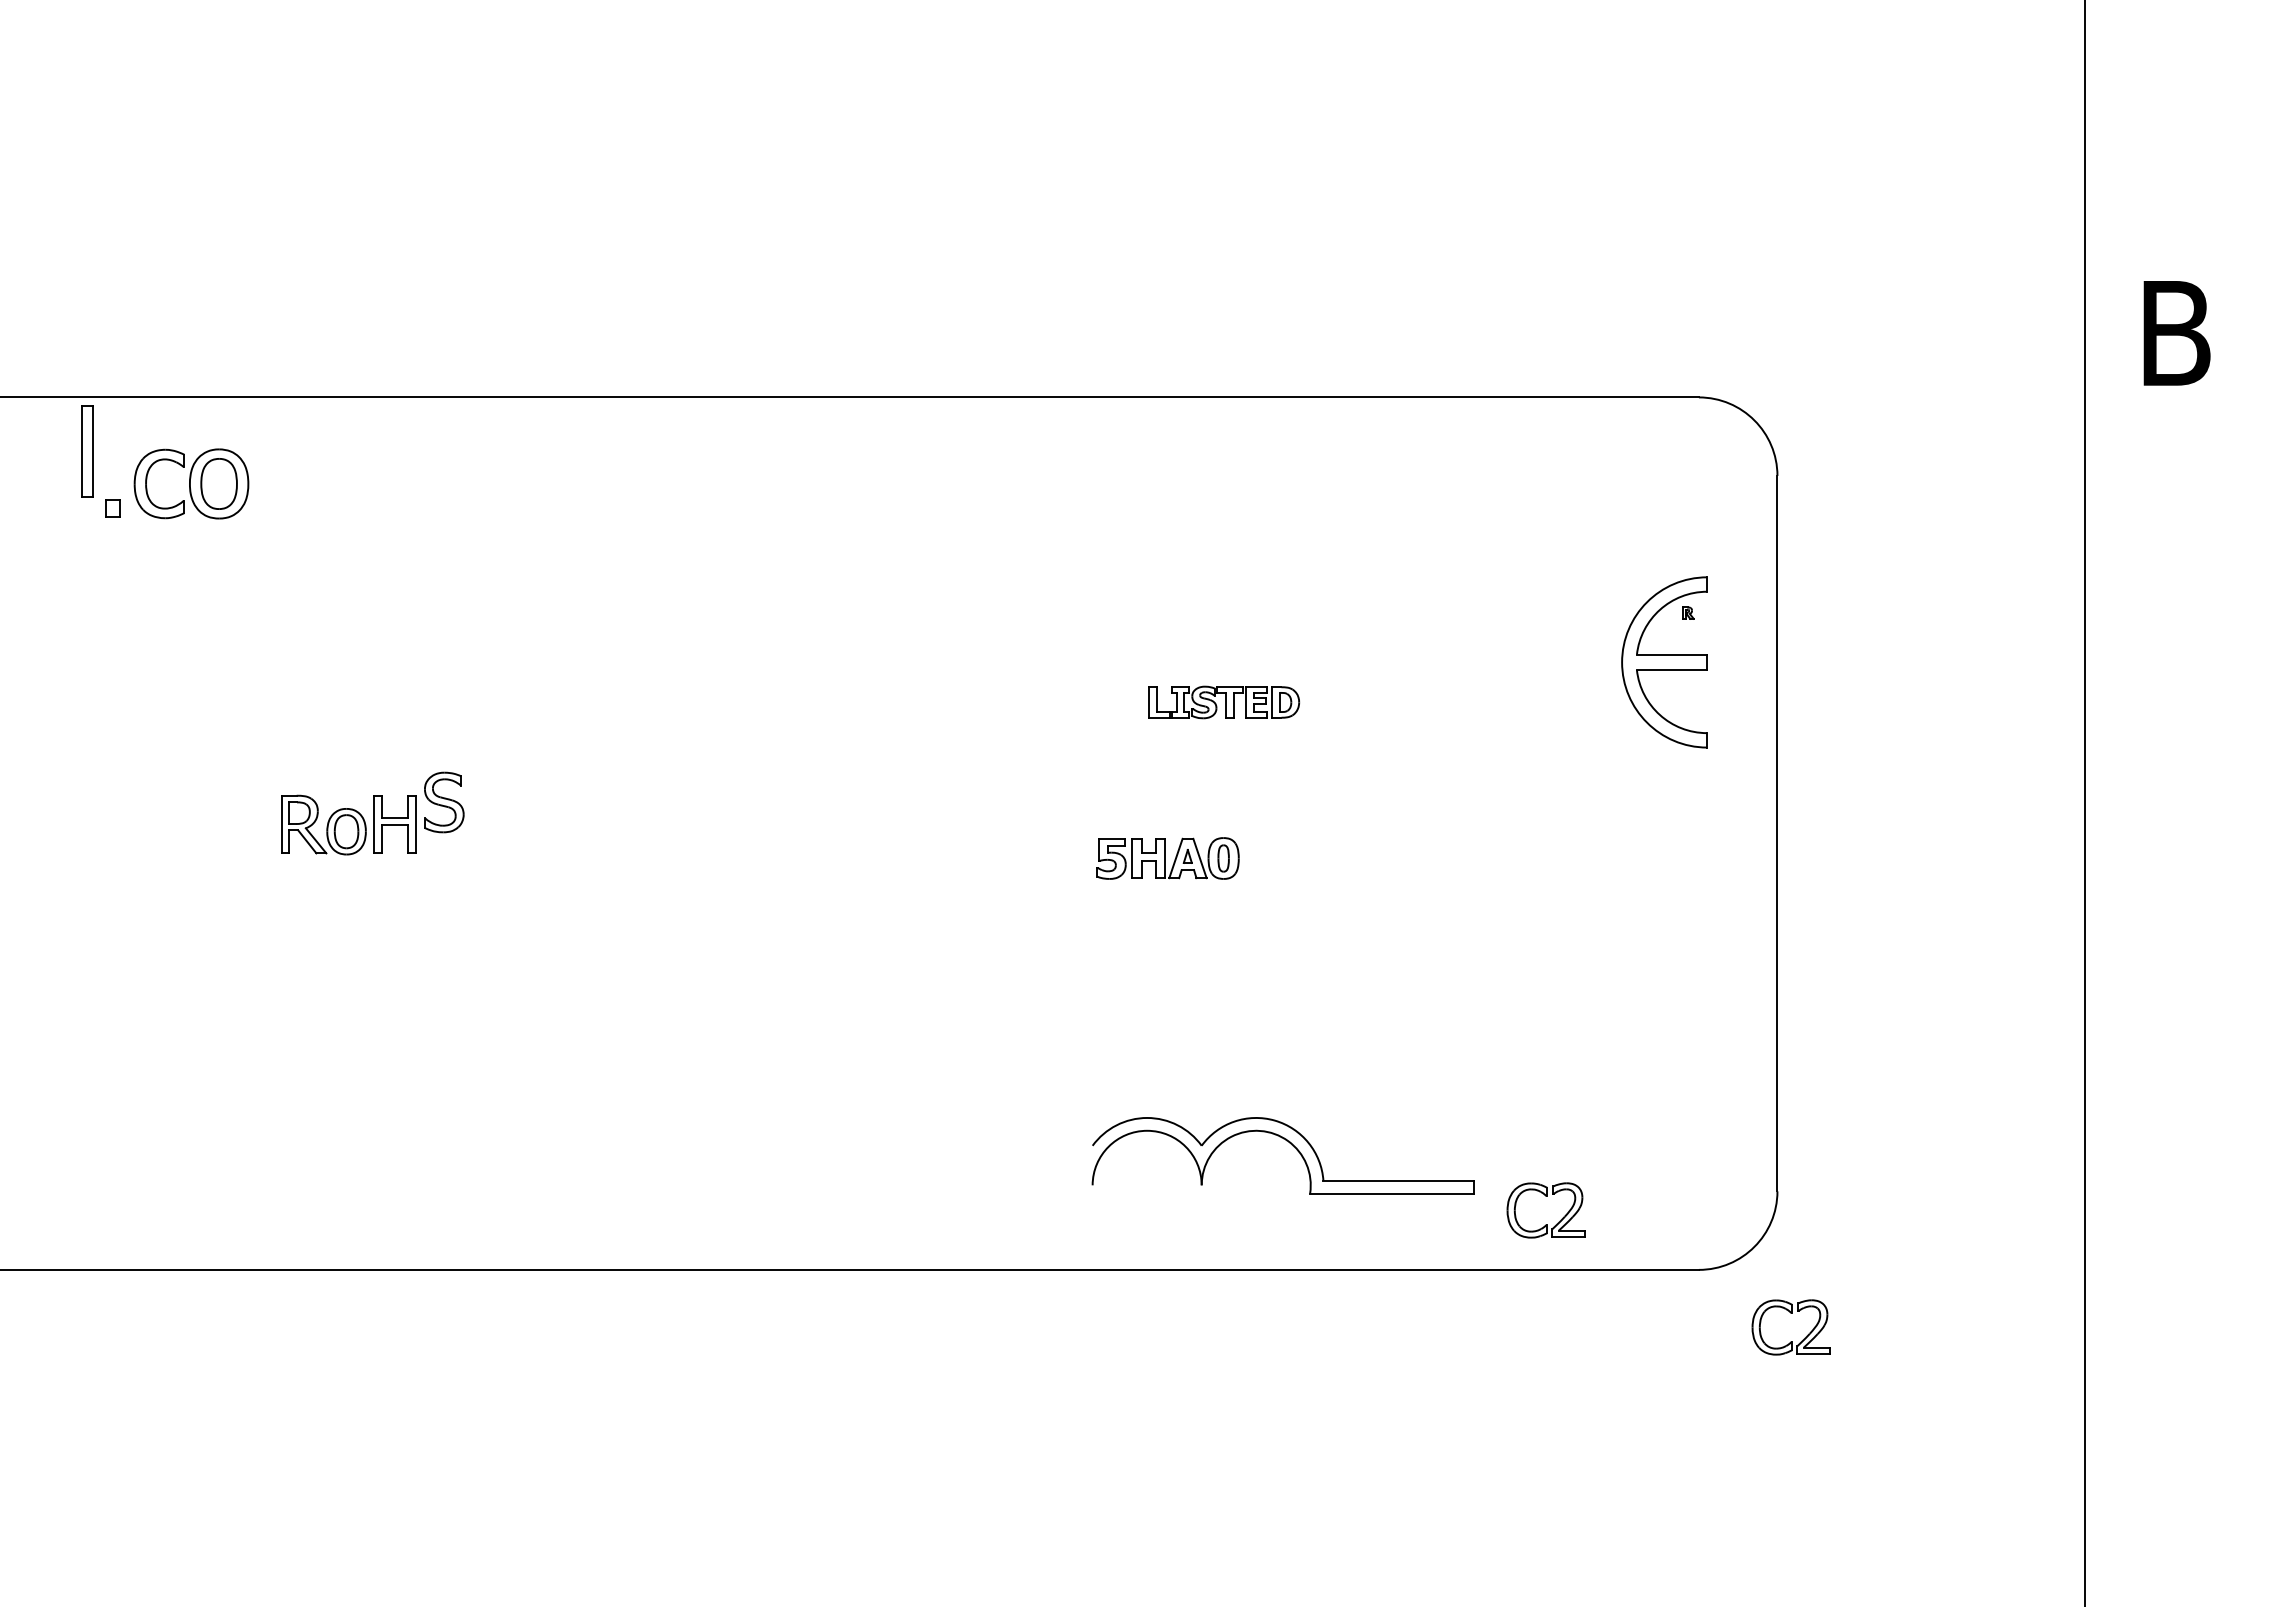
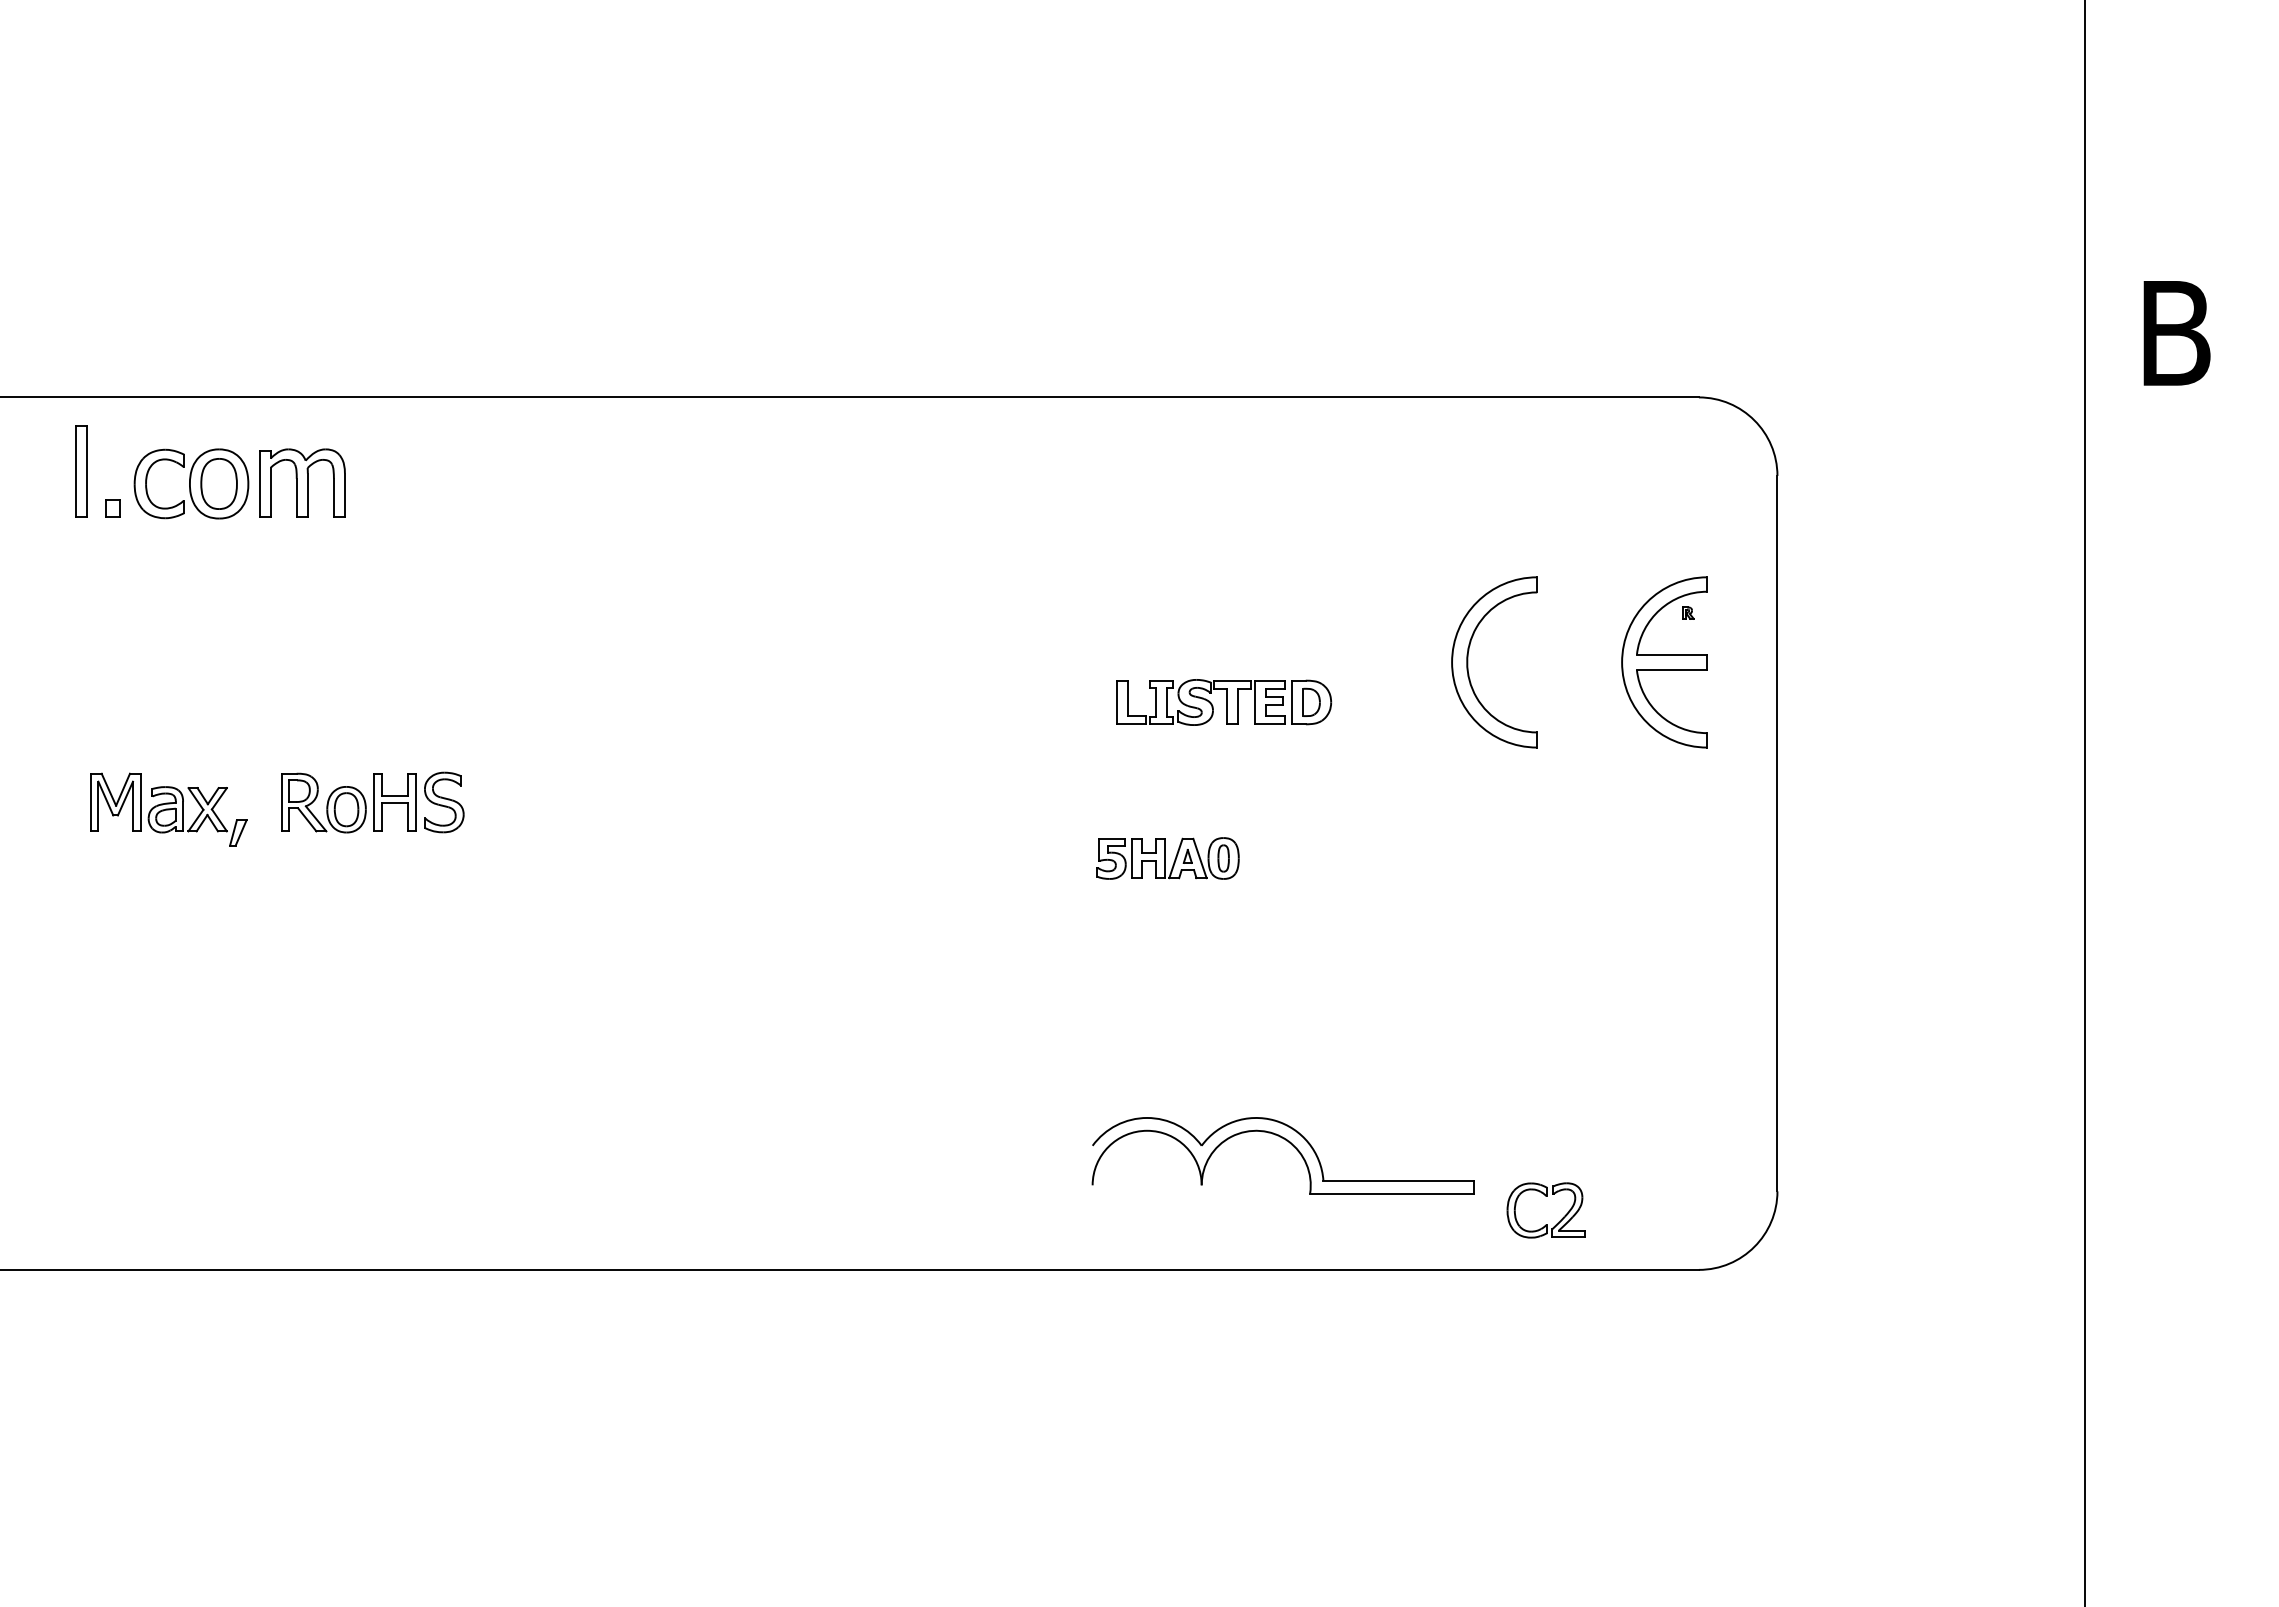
part position: (87, 451) -> (81, 471) (81, 471)
part: none -> present (302, 482)
part: none -> present (1468, 662)
part size: 153x35 px -> 217x47 px (1224, 702)
part: none -> present (168, 809)
part position: (348, 824) -> (348, 802) (348, 802)
part: present -> none (1790, 1313)
